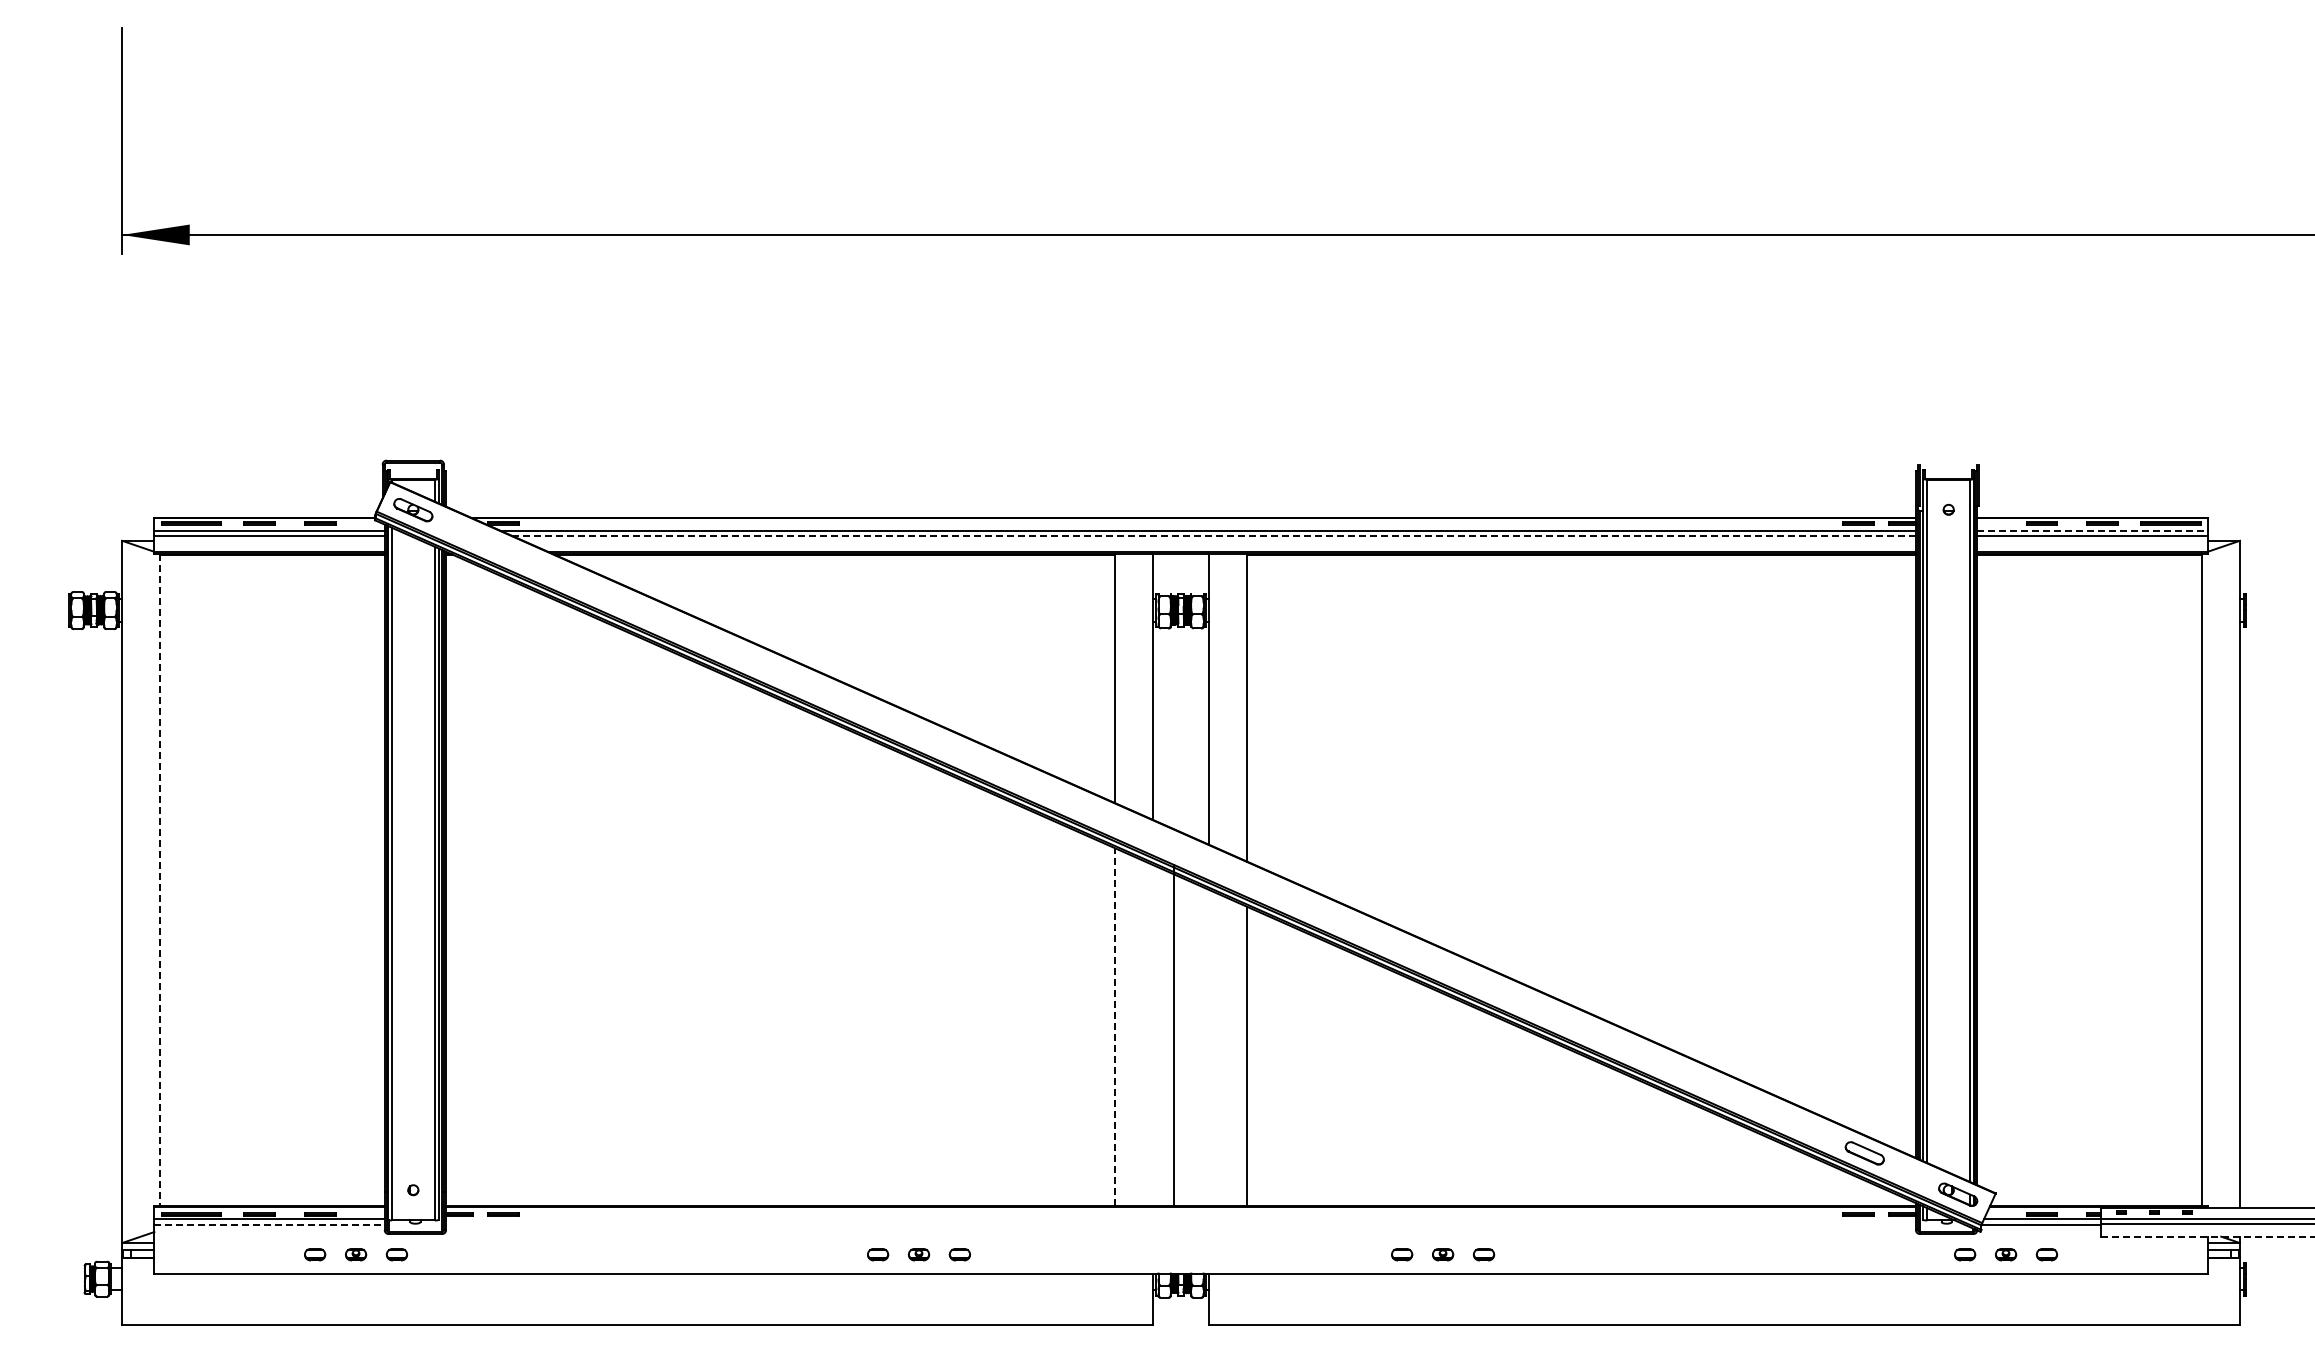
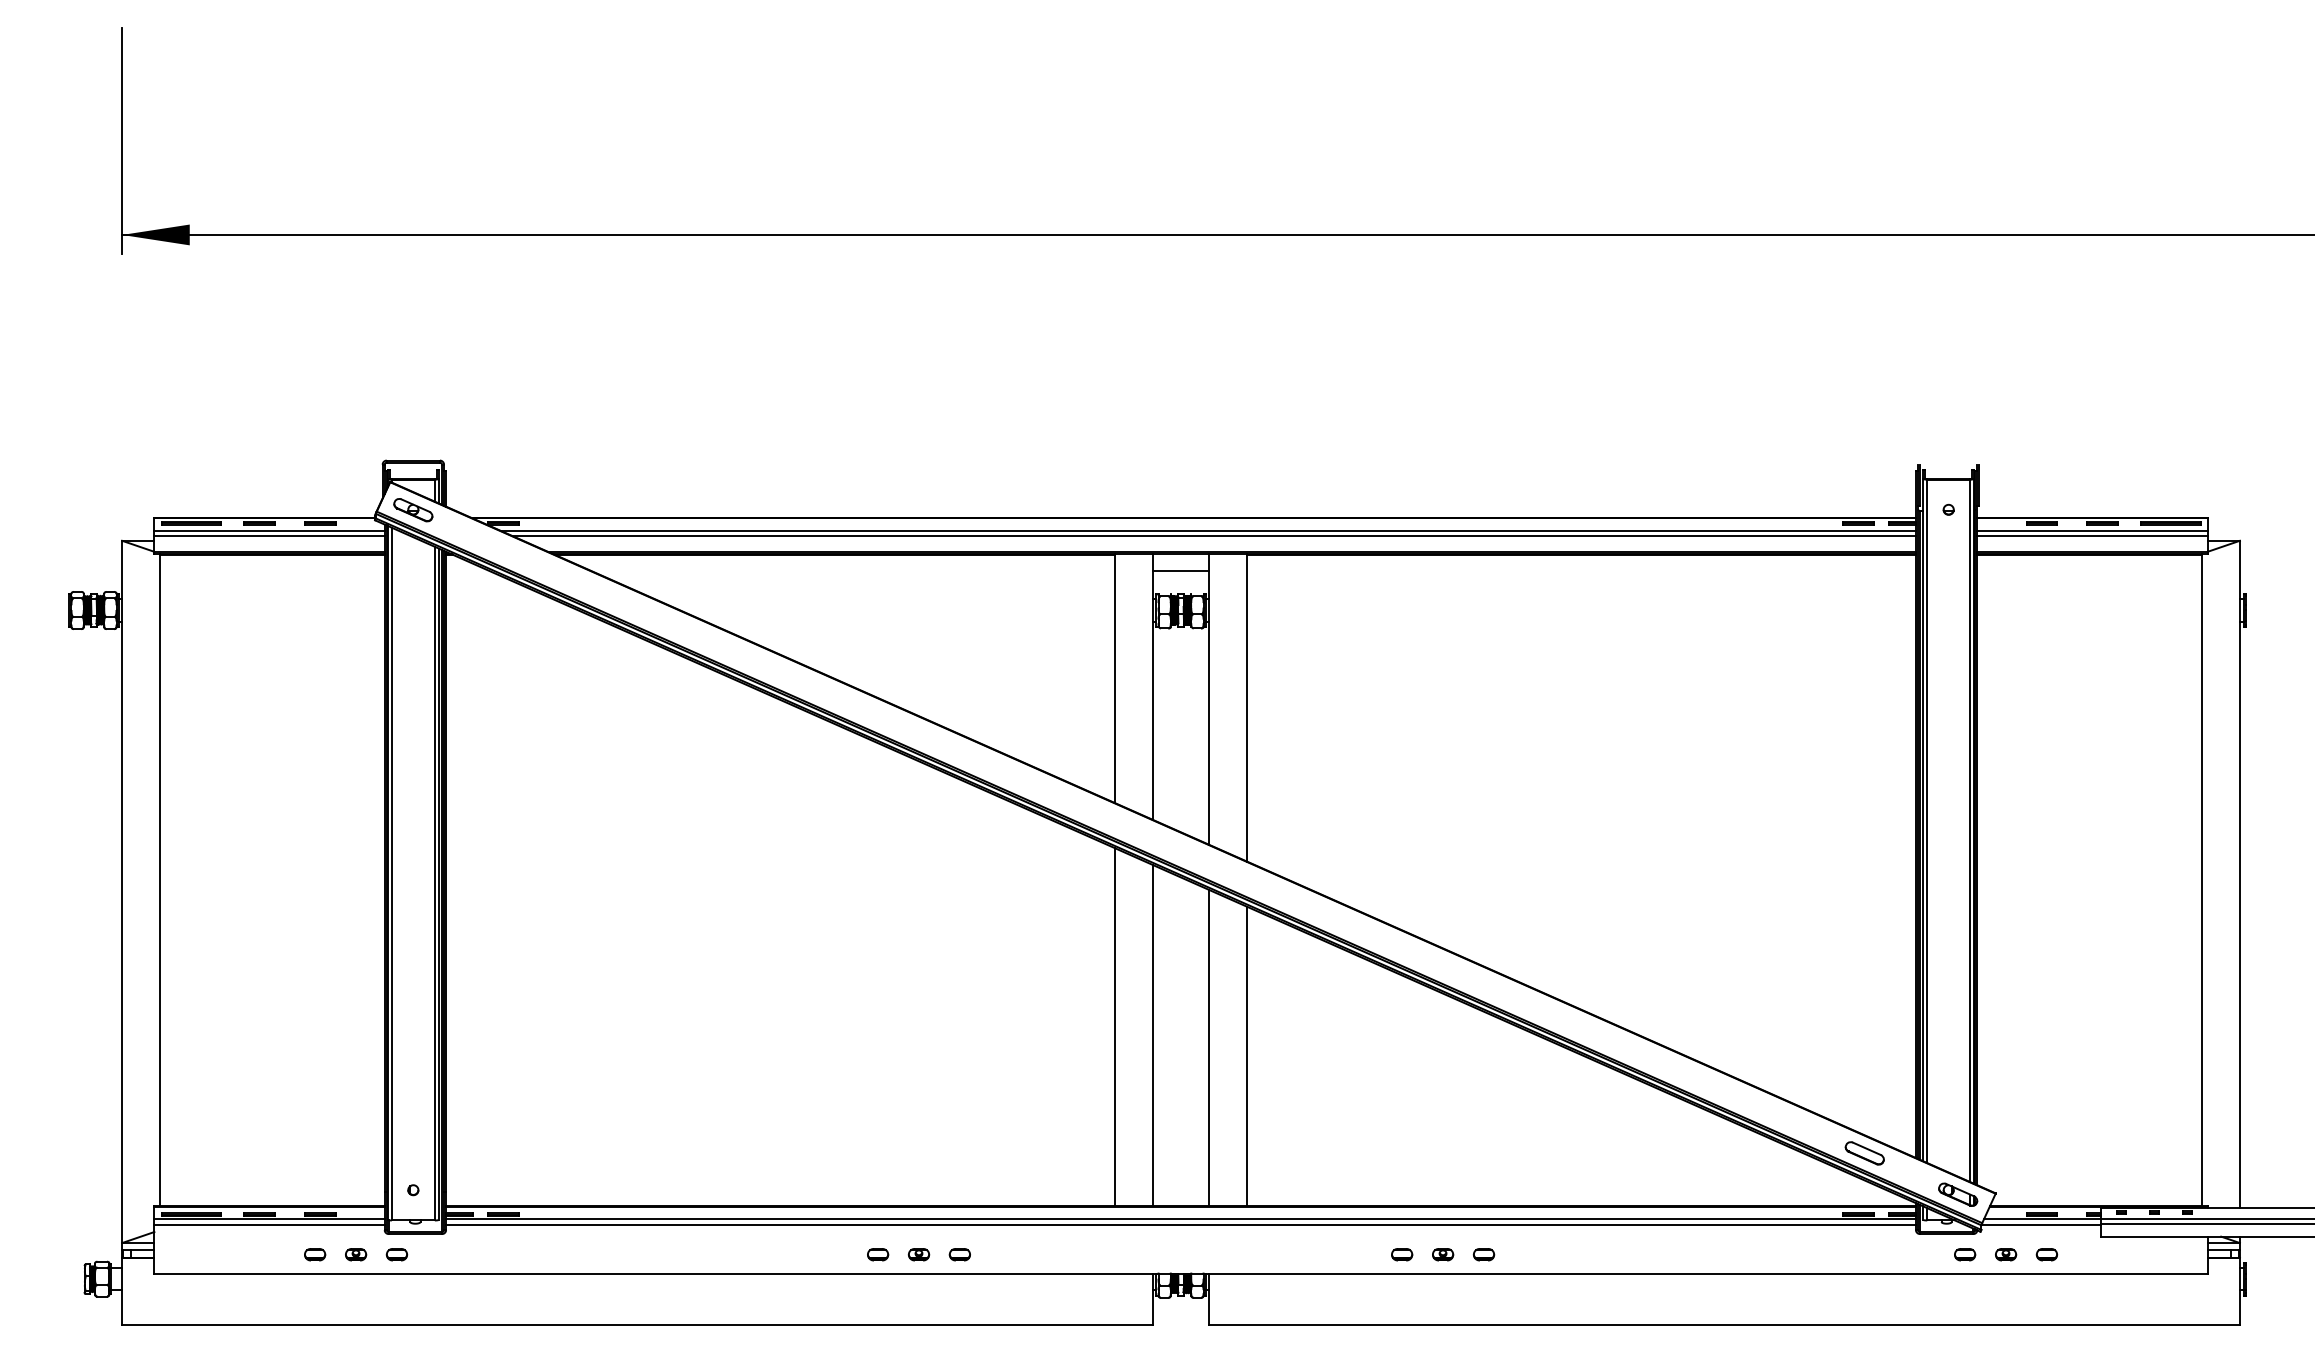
line: dashed -> solid (2093, 531)
line: dashed -> solid (1214, 536)
line: none -> present (1180, 570)
line: dashed -> solid (160, 880)
line: dashed -> solid (1115, 1026)
line position: (1173, 1035) -> (1152, 1035) (1152, 1035)
line: none -> present (1209, 1047)
line: none -> present (1180, 1219)
line: dashed -> solid (270, 1224)
line: none -> present (1180, 1224)
line: dashed -> solid (2207, 1236)
